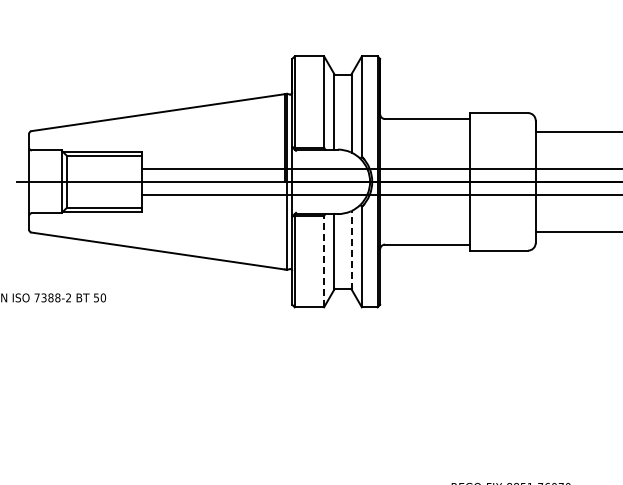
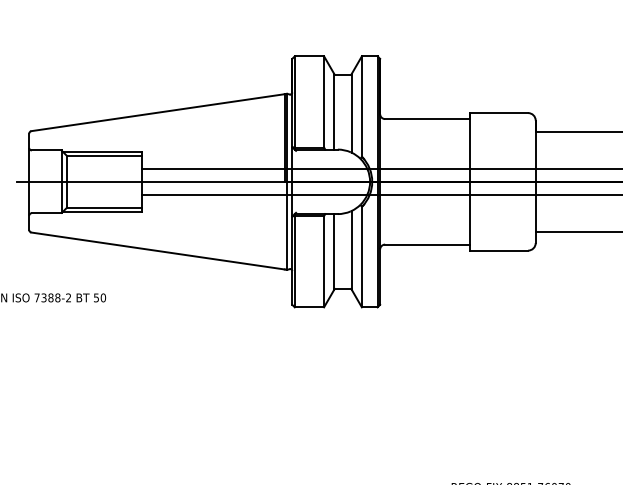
line: dashed -> solid (351, 249)
line: dashed -> solid (324, 261)
